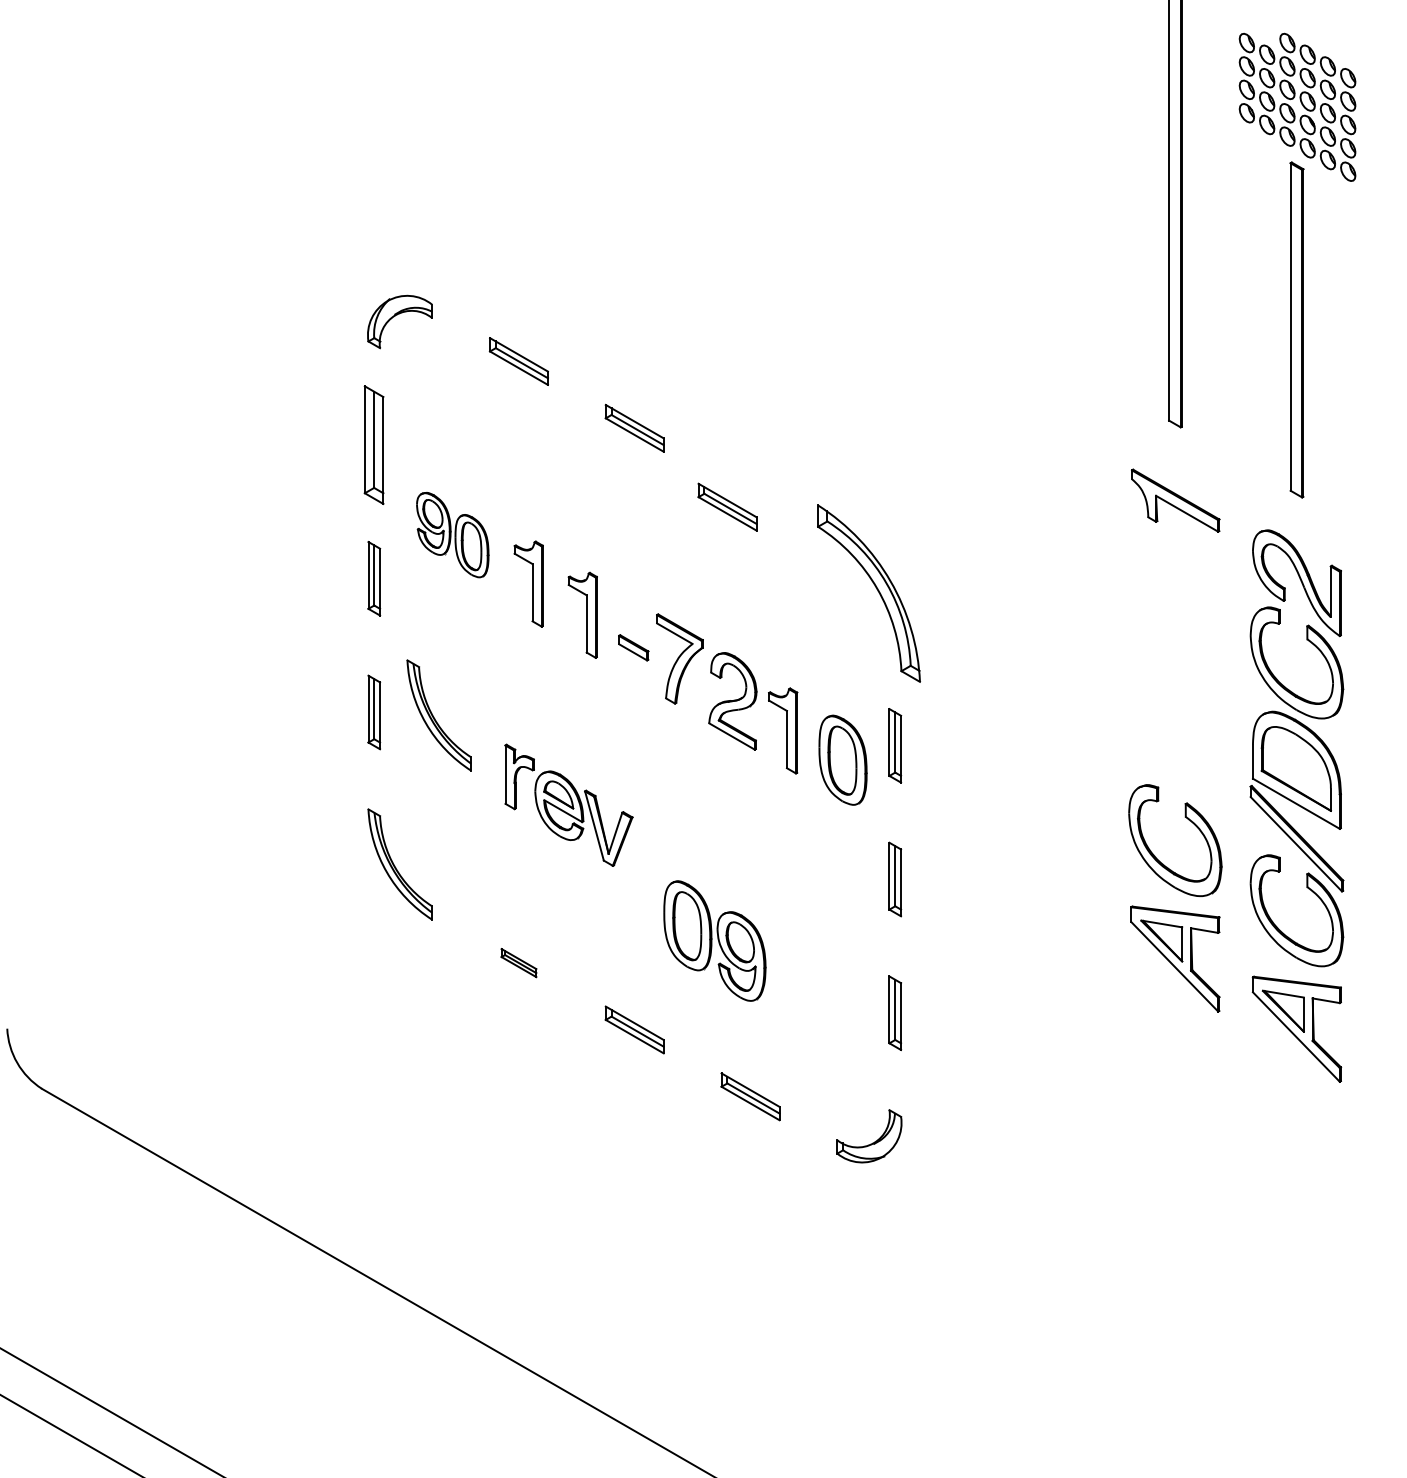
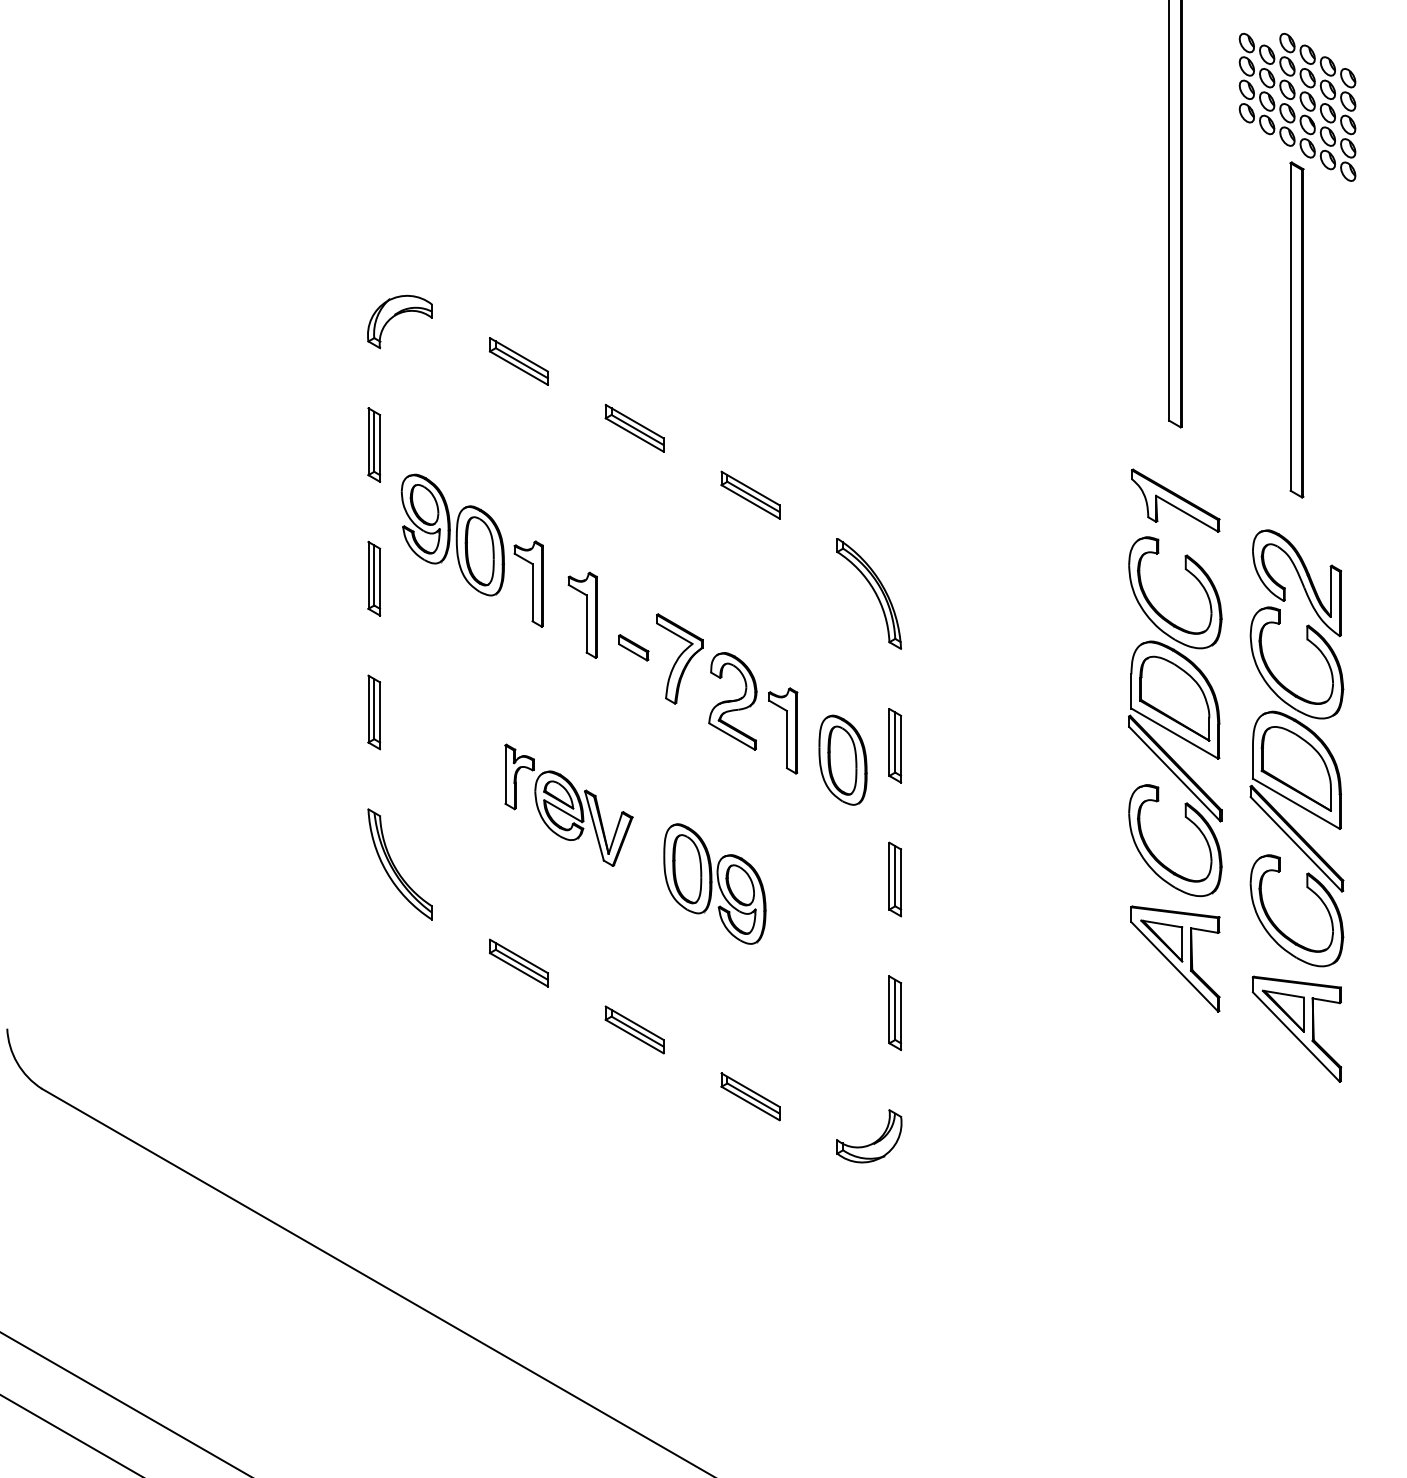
part size: 22x120 px -> 15x76 px (374, 444)
part position: (727, 506) -> (750, 494) (750, 494)
part size: 74x87 px -> 105x124 px (452, 534)
part size: 104x179 px -> 67x112 px (869, 593)
part: none -> present (1175, 679)
part: present -> none (438, 715)
part position: (714, 940) -> (714, 883) (714, 883)
part size: 38x31 px -> 60x50 px (518, 962)
line position: (110, 1411) -> (124, 1403) (124, 1403)
